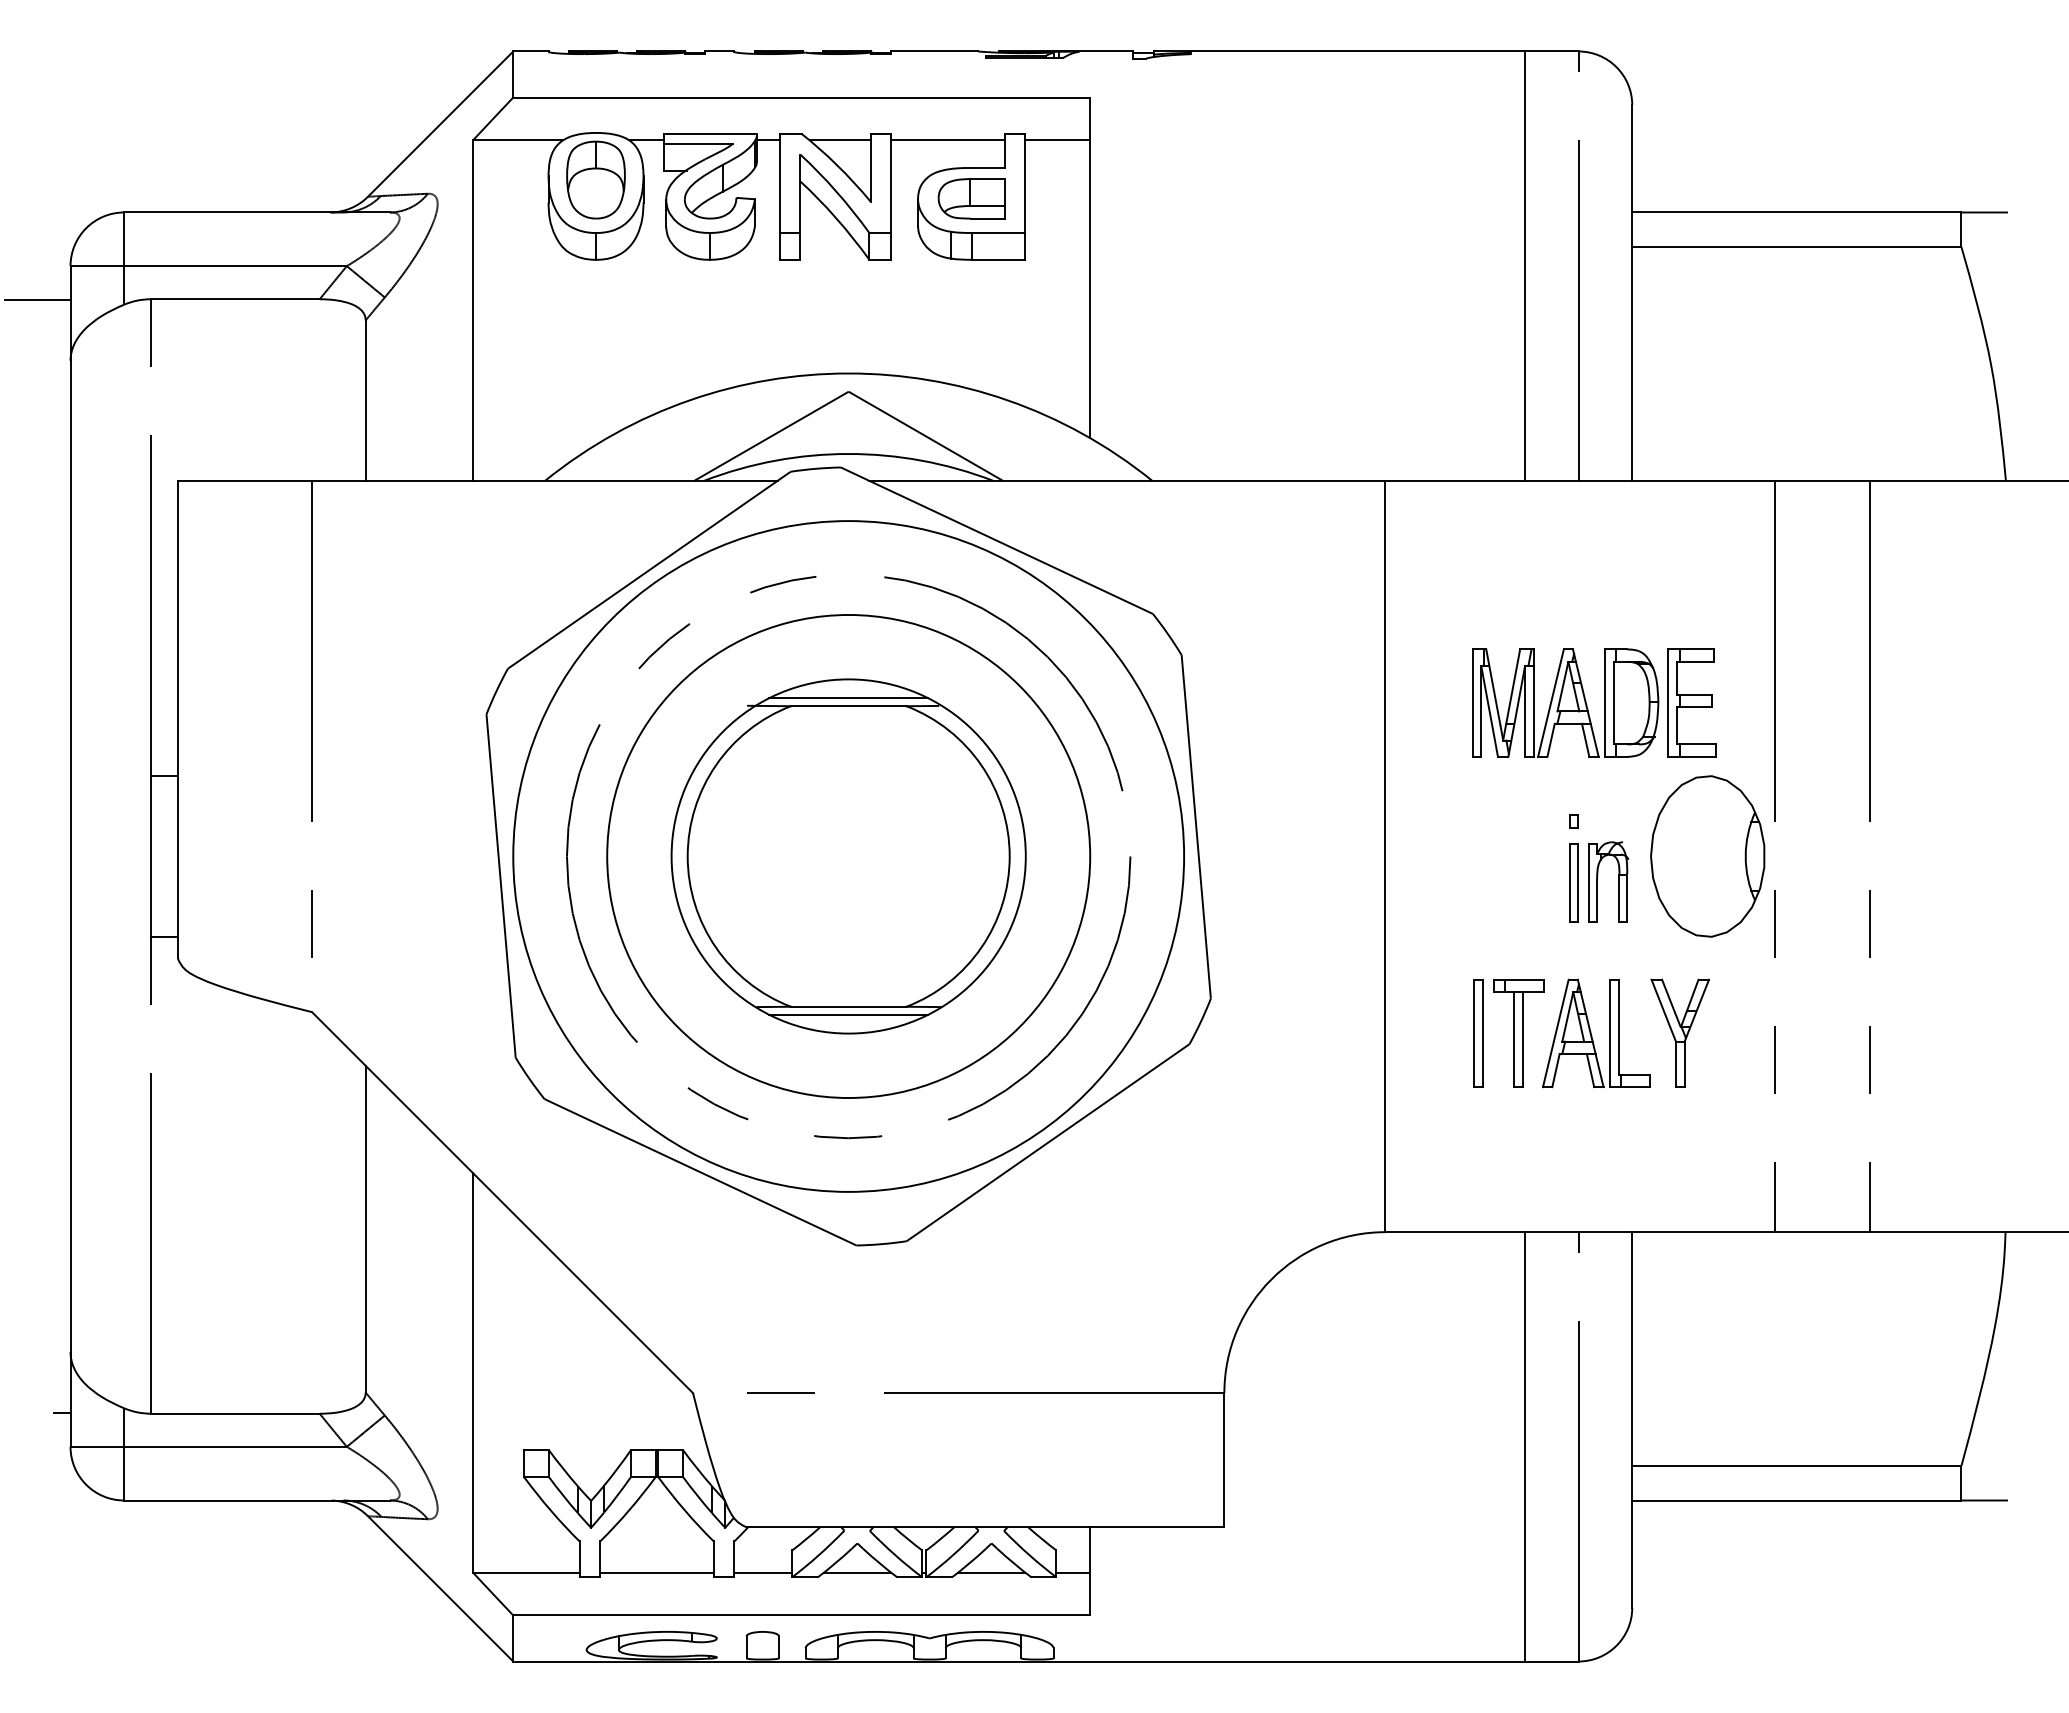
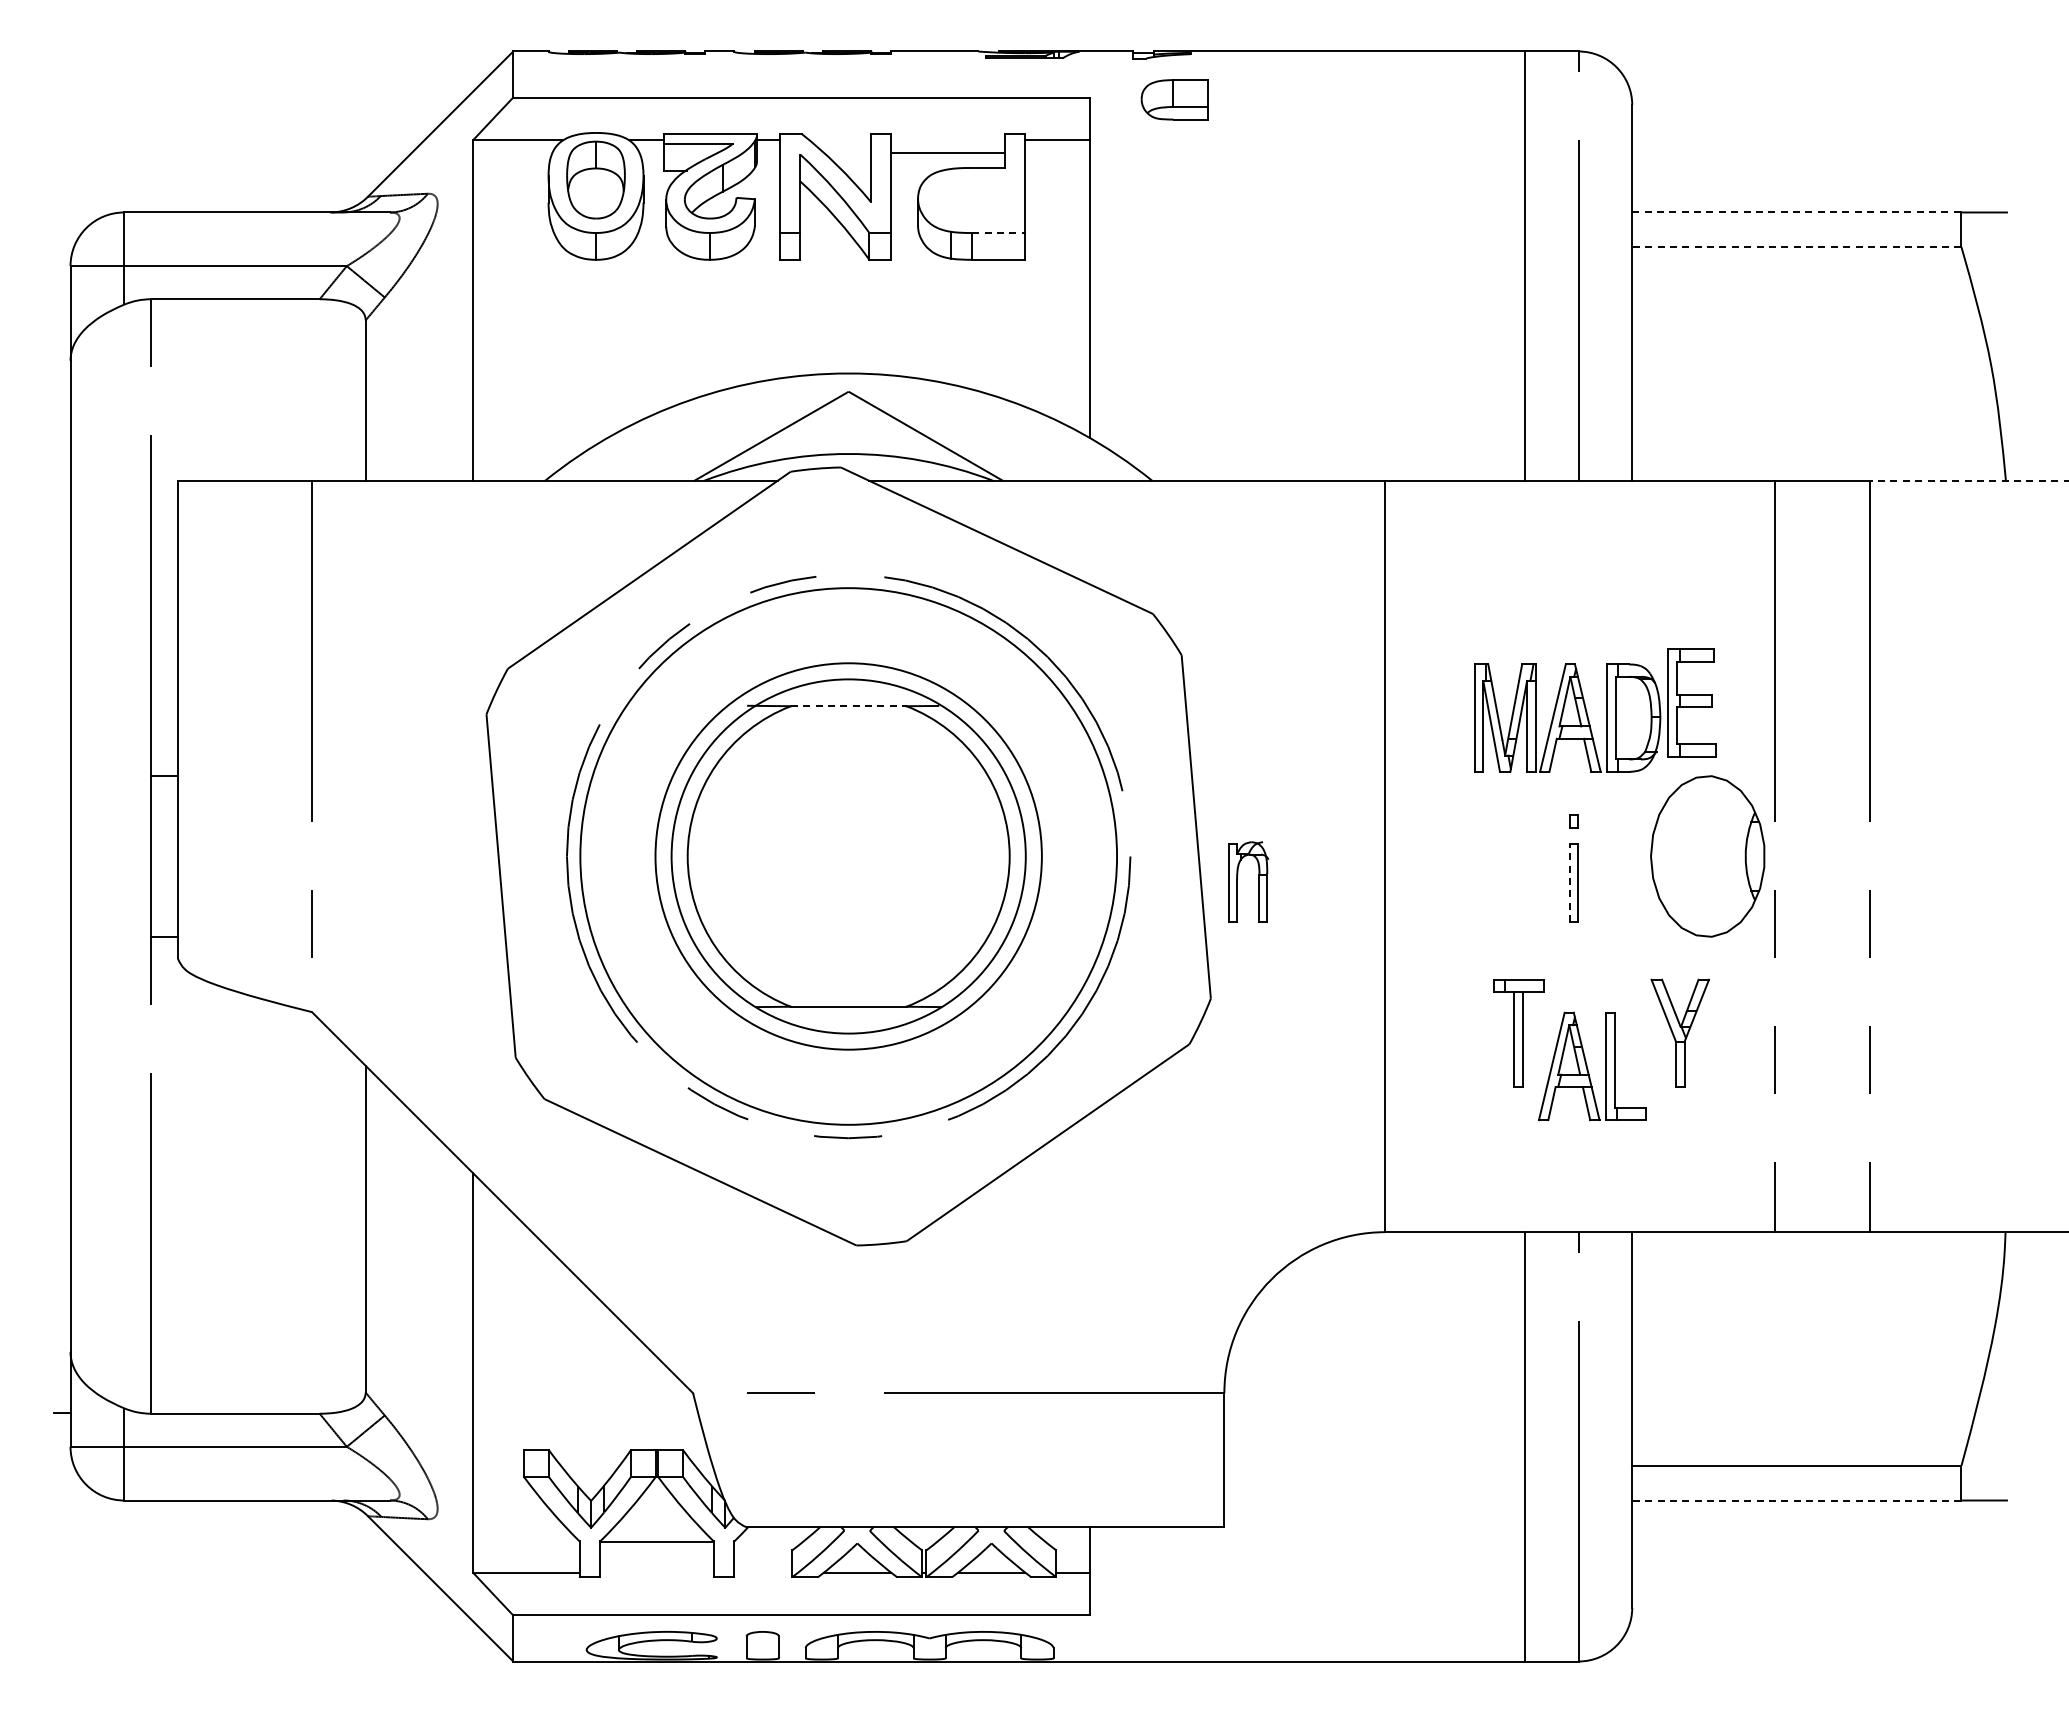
line: present -> none (839, 140)
line position: (947, 140) -> (947, 153) (947, 153)
part position: (971, 198) -> (1174, 99) (1174, 99)
line: solid -> dashed (1796, 212)
line: solid -> dashed (998, 232)
line: solid -> dashed (1796, 247)
line: present -> none (37, 299)
line: solid -> dashed (1969, 480)
line: present -> none (848, 698)
part position: (1565, 702) -> (1567, 717) (1567, 717)
line: solid -> dashed (848, 706)
circle diameter: 483 px -> 386 px (848, 856)
circle diameter: 671 px -> 537 px (848, 856)
part position: (1618, 881) -> (1258, 881) (1258, 881)
line: solid -> dashed (1569, 882)
line: present -> none (848, 1014)
part: present -> none (1478, 1033)
part position: (1596, 1033) -> (1592, 1066) (1592, 1066)
line: solid -> dashed (1796, 1500)
line position: (656, 1572) -> (656, 1541) (656, 1541)
line: present -> none (763, 1572)
